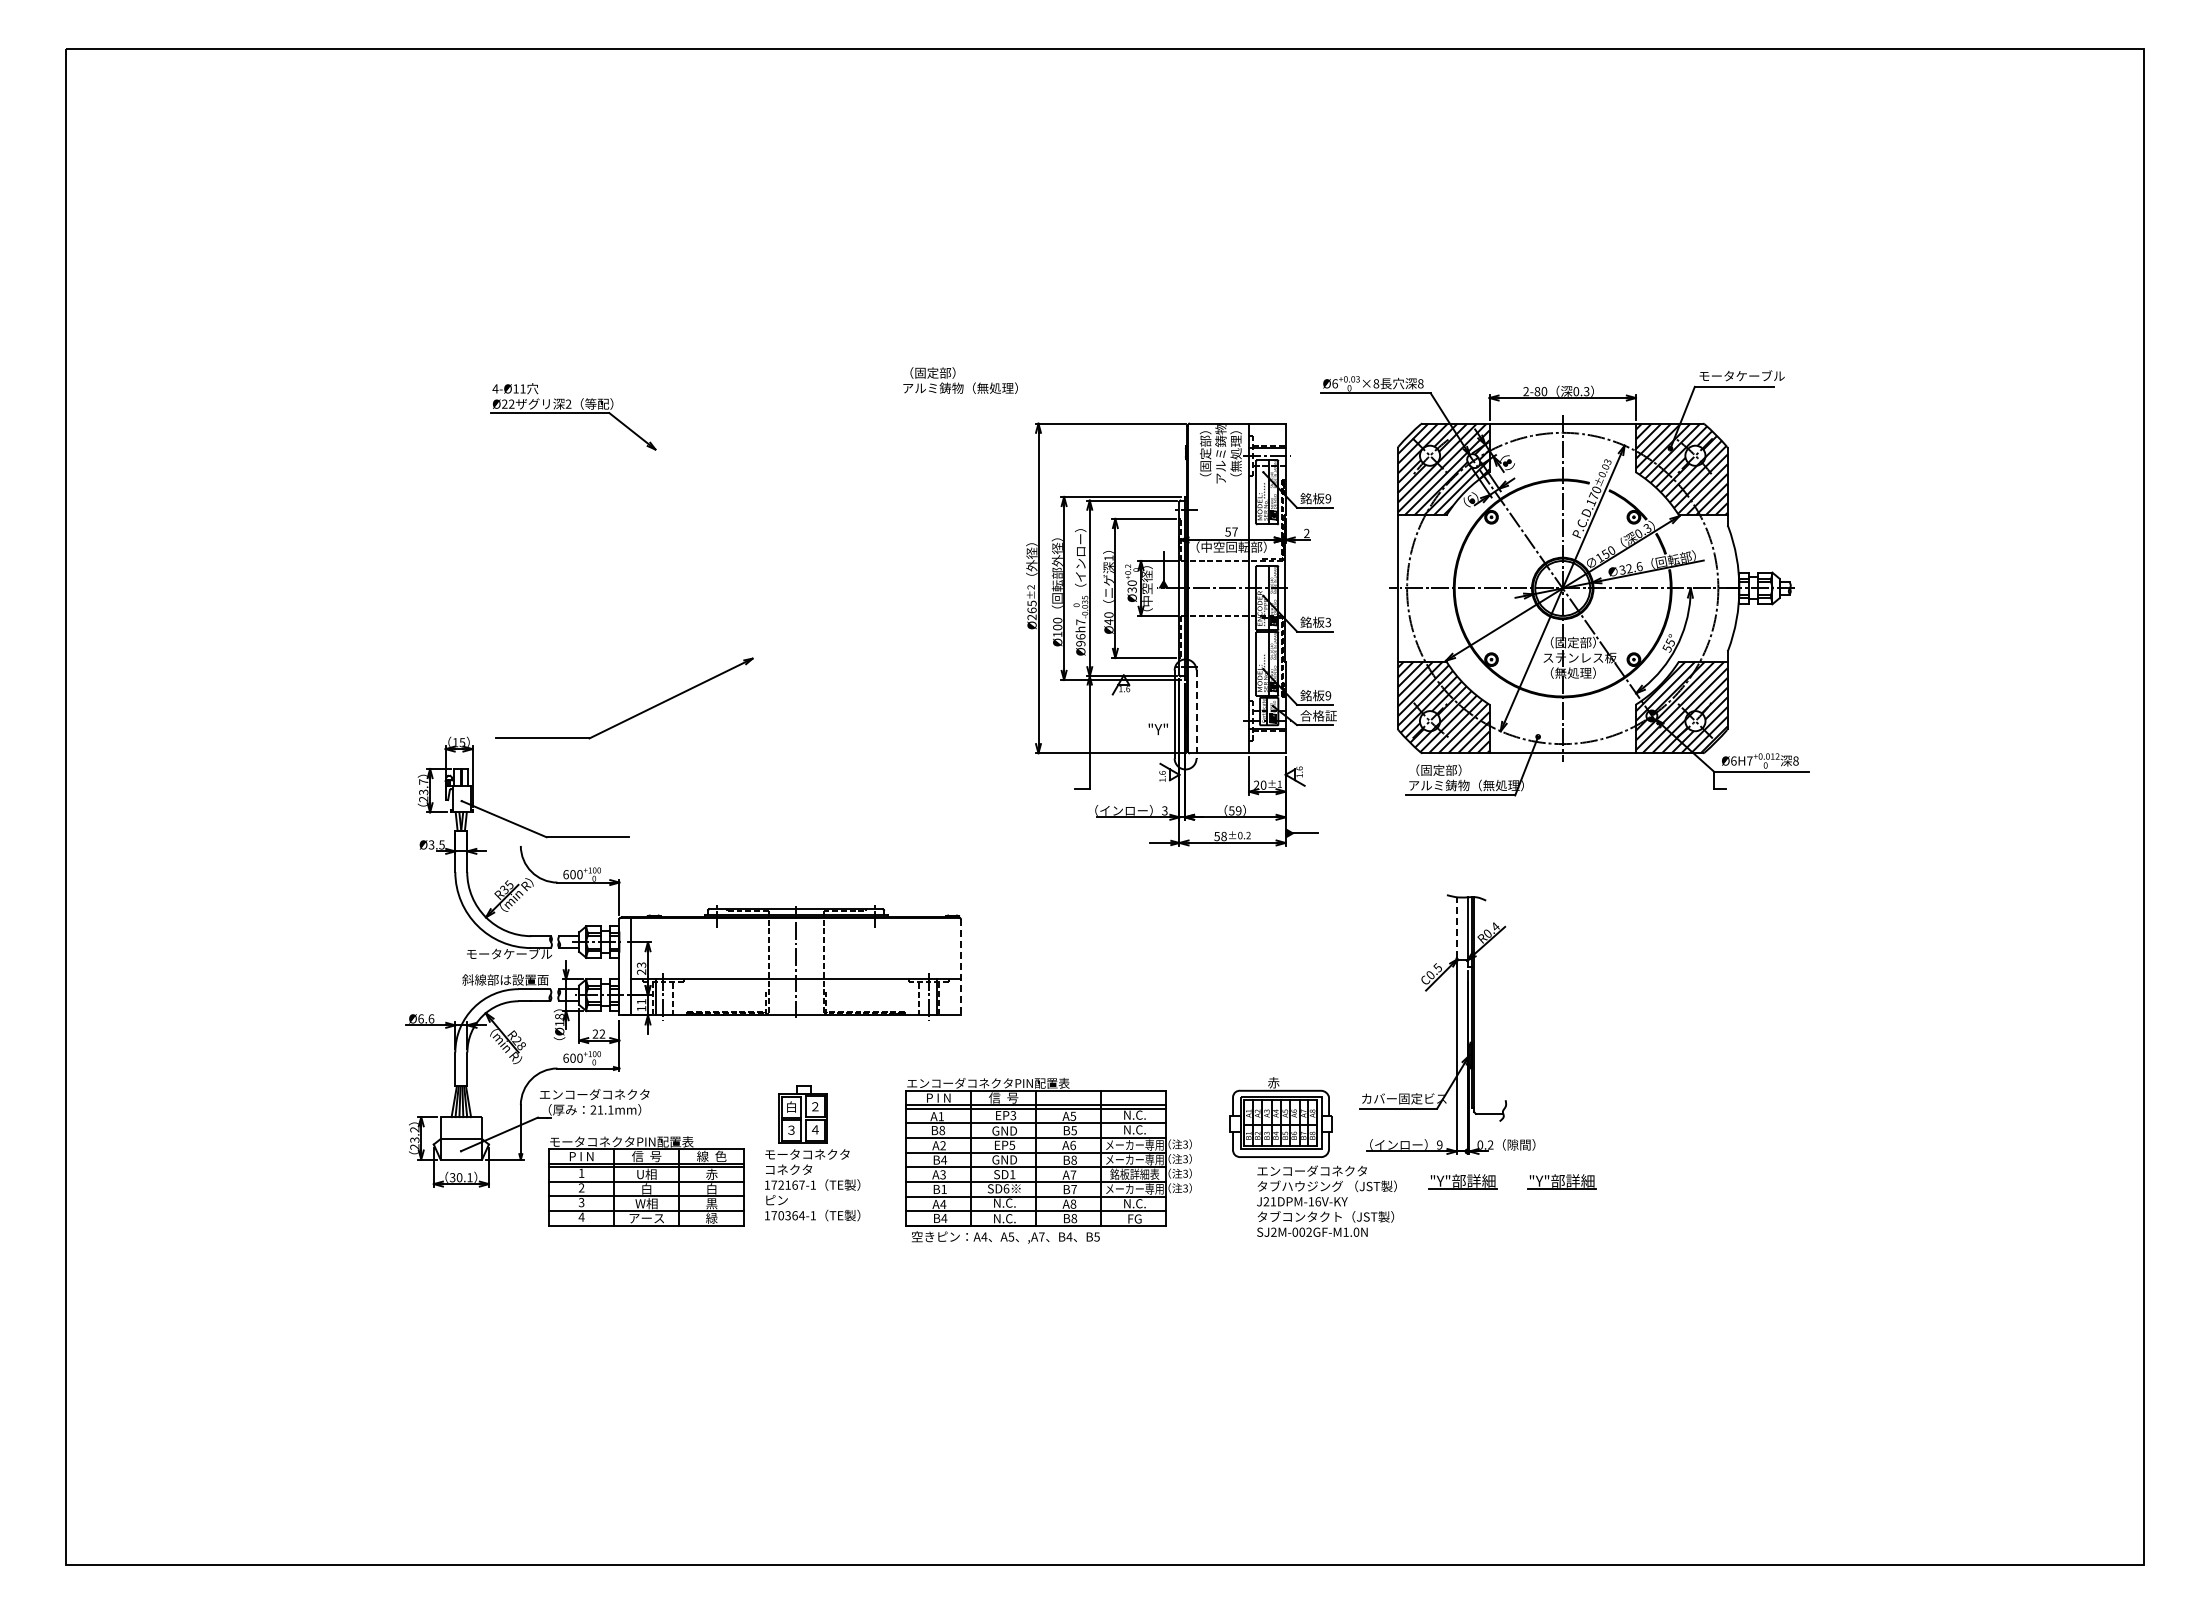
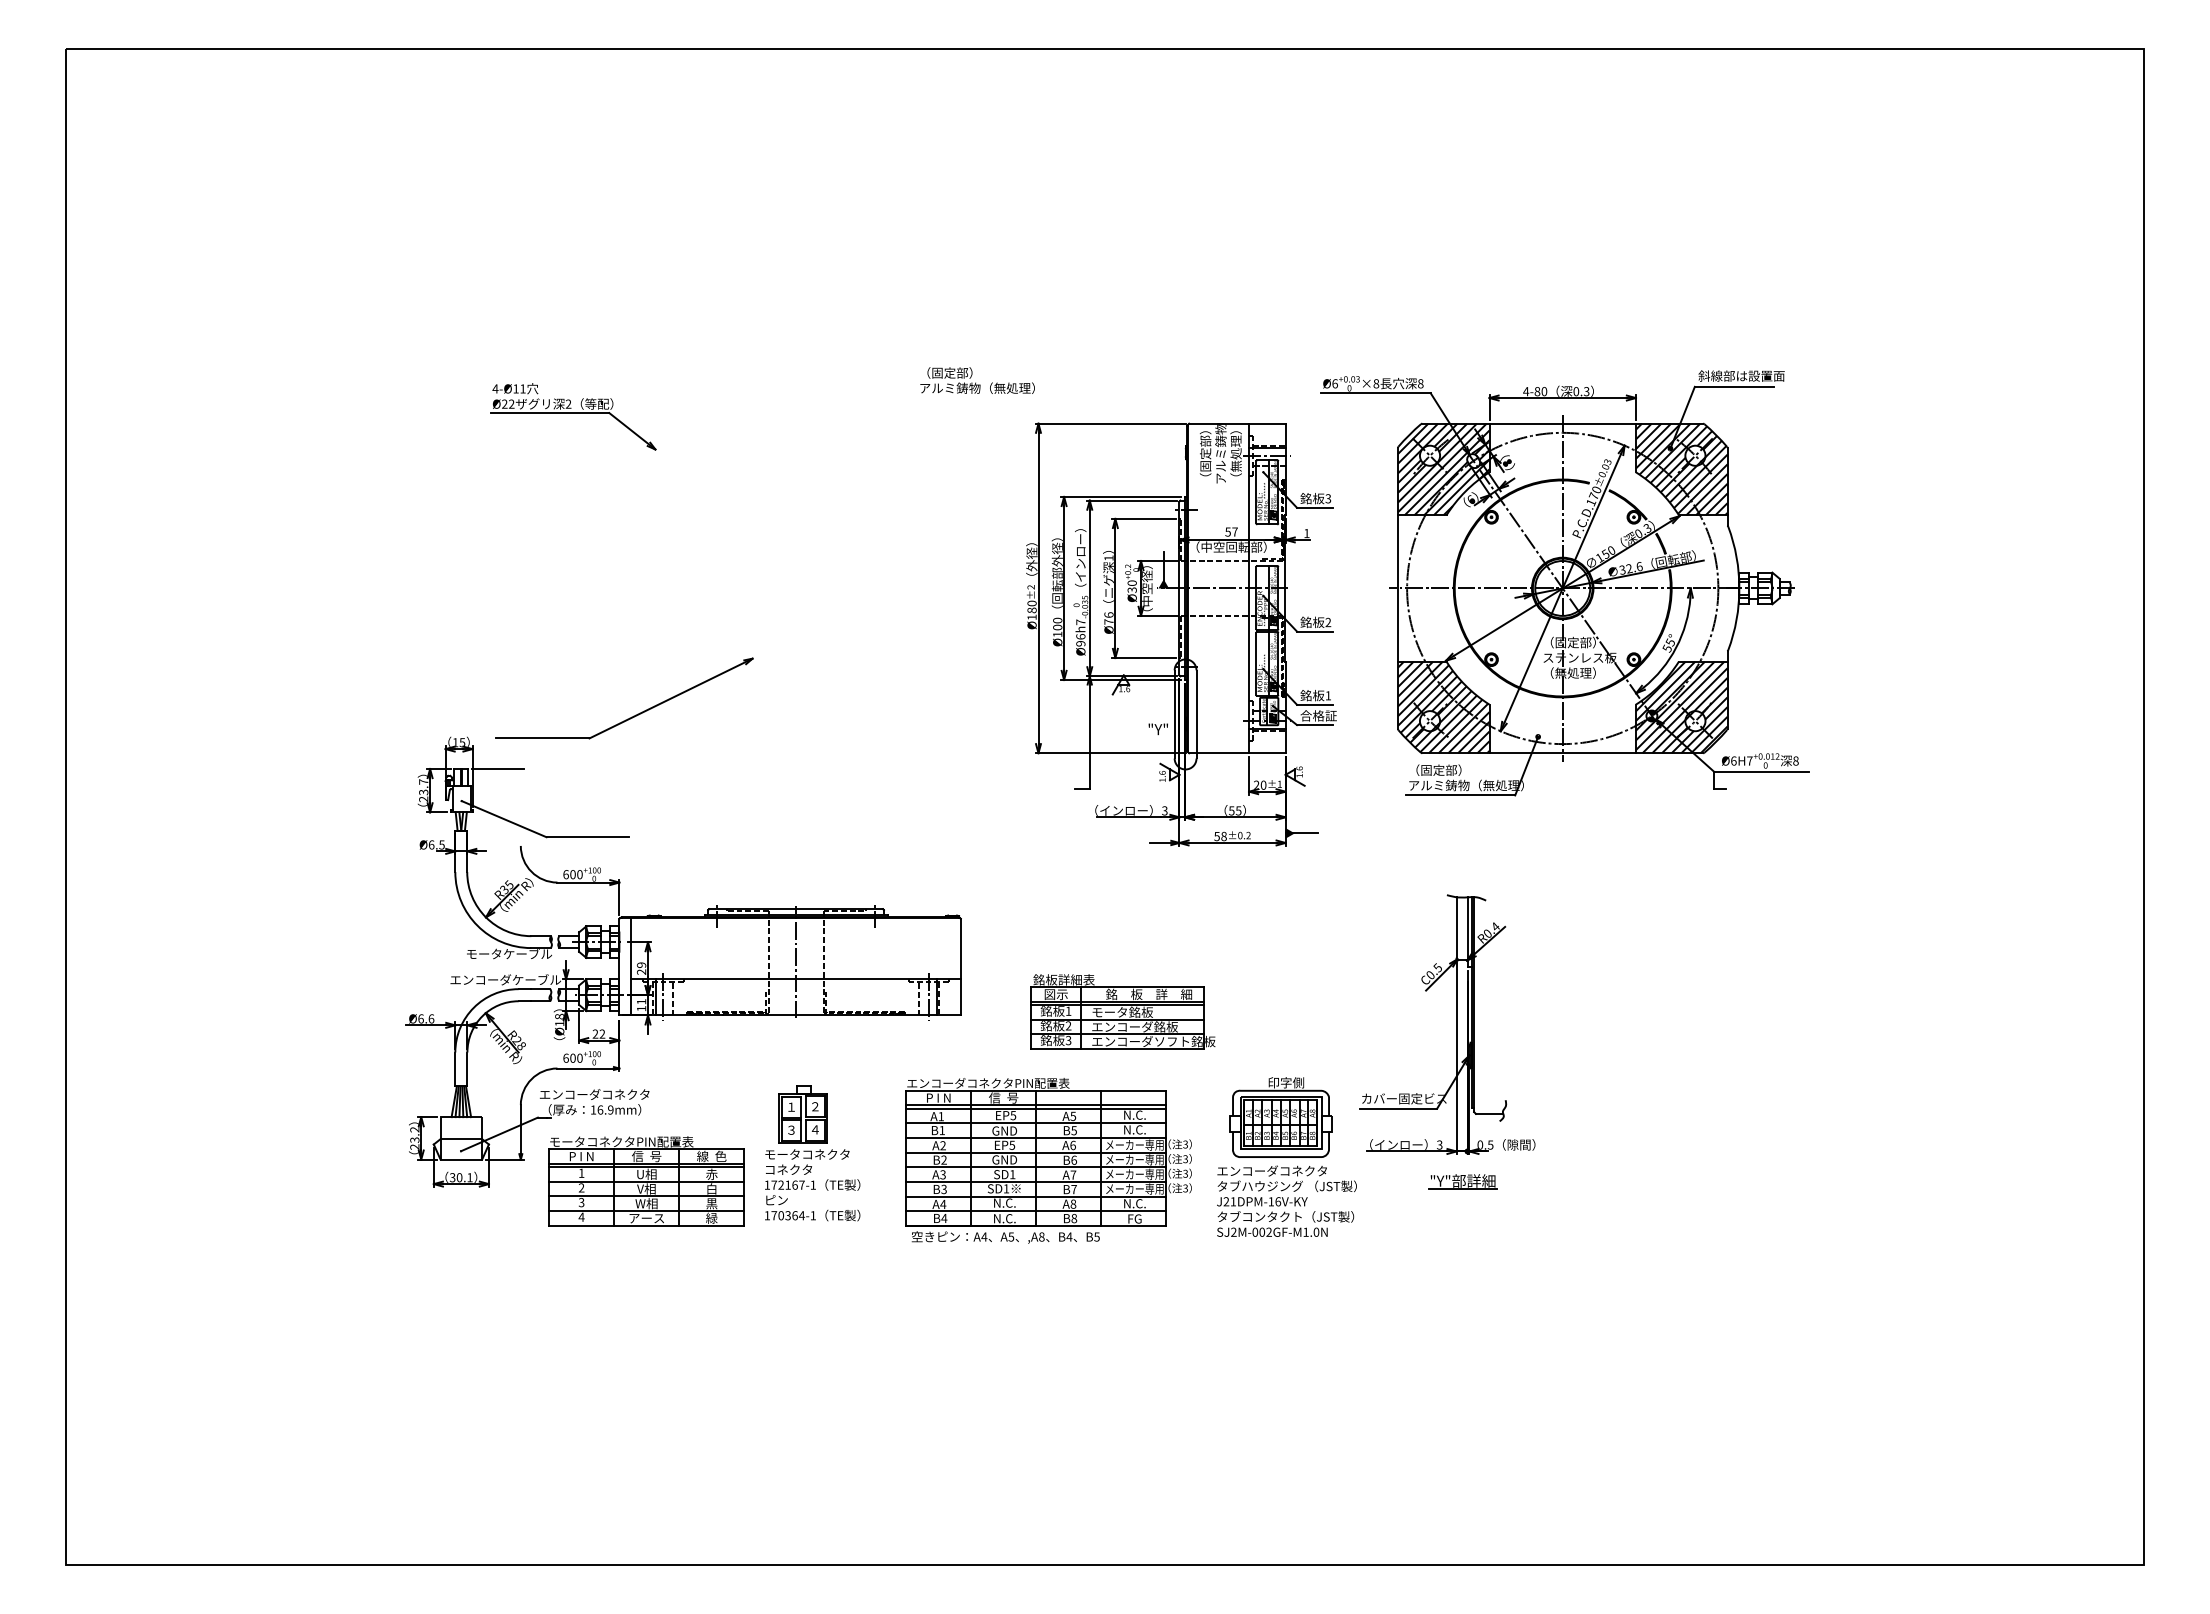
text: モータケーブル -> 斜線部は設置面 (1741, 375)
text position: (960, 380) -> (977, 380) (977, 380)
text: 2-80 -> 4-80 (1526, 391)
text: 9 -> 3 (1328, 498)
text: 2 -> 1 (1306, 532)
text: Ø265 -> Ø180 (1031, 610)
text: Ø40 -> Ø76 (1108, 618)
text: 3 -> 2 (1328, 623)
text: 9 -> 1 (1328, 695)
line: dashed -> solid (1196, 714)
line: none -> present (497, 768)
text: 59 -> 55 (1238, 810)
text: Ø3.5 -> Ø6.5 (431, 844)
line: dashed -> solid (1456, 927)
text: 23 -> 29 (641, 964)
line: dashed -> solid (960, 967)
text: 斜線部は設置面 -> エンコーダケーブル (505, 979)
part: none -> present (1122, 1011)
text: 赤 -> 印字側 (1286, 1082)
text: 白 -> １ (791, 1106)
text: 21.1mm -> 16.9mm (601, 1109)
text: EP3 -> EP5 (1013, 1115)
text: B8 -> B1 (942, 1130)
text: 9 -> 3 (1439, 1144)
text: 0.2 -> 0.5 (1490, 1144)
text: B4 -> B2 (944, 1159)
text: B8 -> B6 (1073, 1159)
text: 銘板詳細表 -> メーカー専用 (1134, 1174)
part: present -> none (1561, 1181)
text: 白 -> V相 (646, 1188)
text: SD6 -> SD1 (1006, 1188)
text: B1 -> B3 (943, 1189)
text position: (1326, 1200) -> (1286, 1200) (1286, 1200)
text: ,A7 -> ,A8 (1041, 1236)
